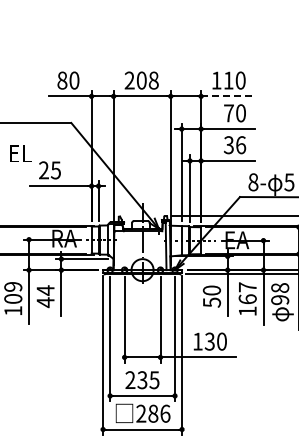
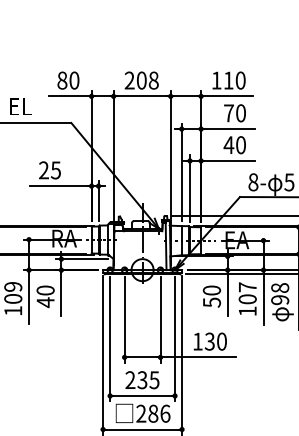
line: dashed -> solid (227, 96)
text: 36 -> 40 (234, 145)
text position: (20, 153) -> (20, 106) (20, 106)
text: 44 -> 40 (45, 290)
text: 167 -> 107 (247, 299)
